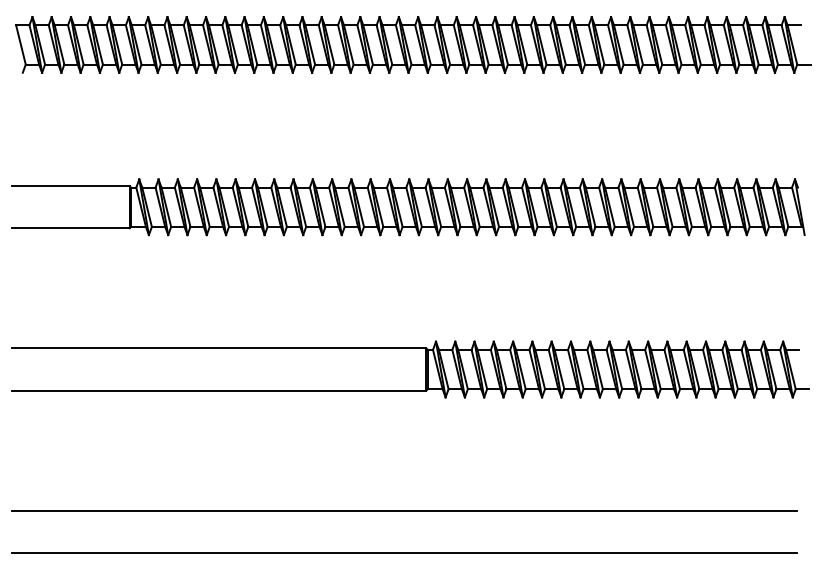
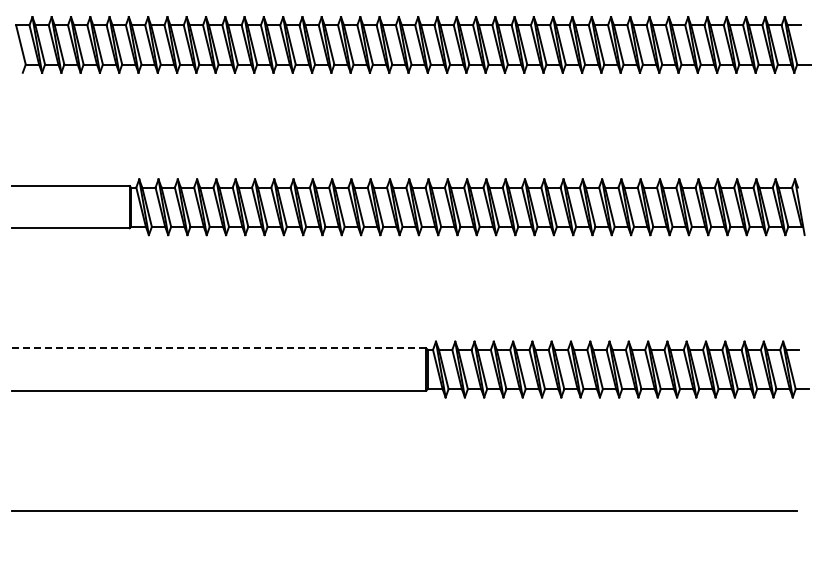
line: solid -> dashed (219, 348)
line: present -> none (404, 552)
